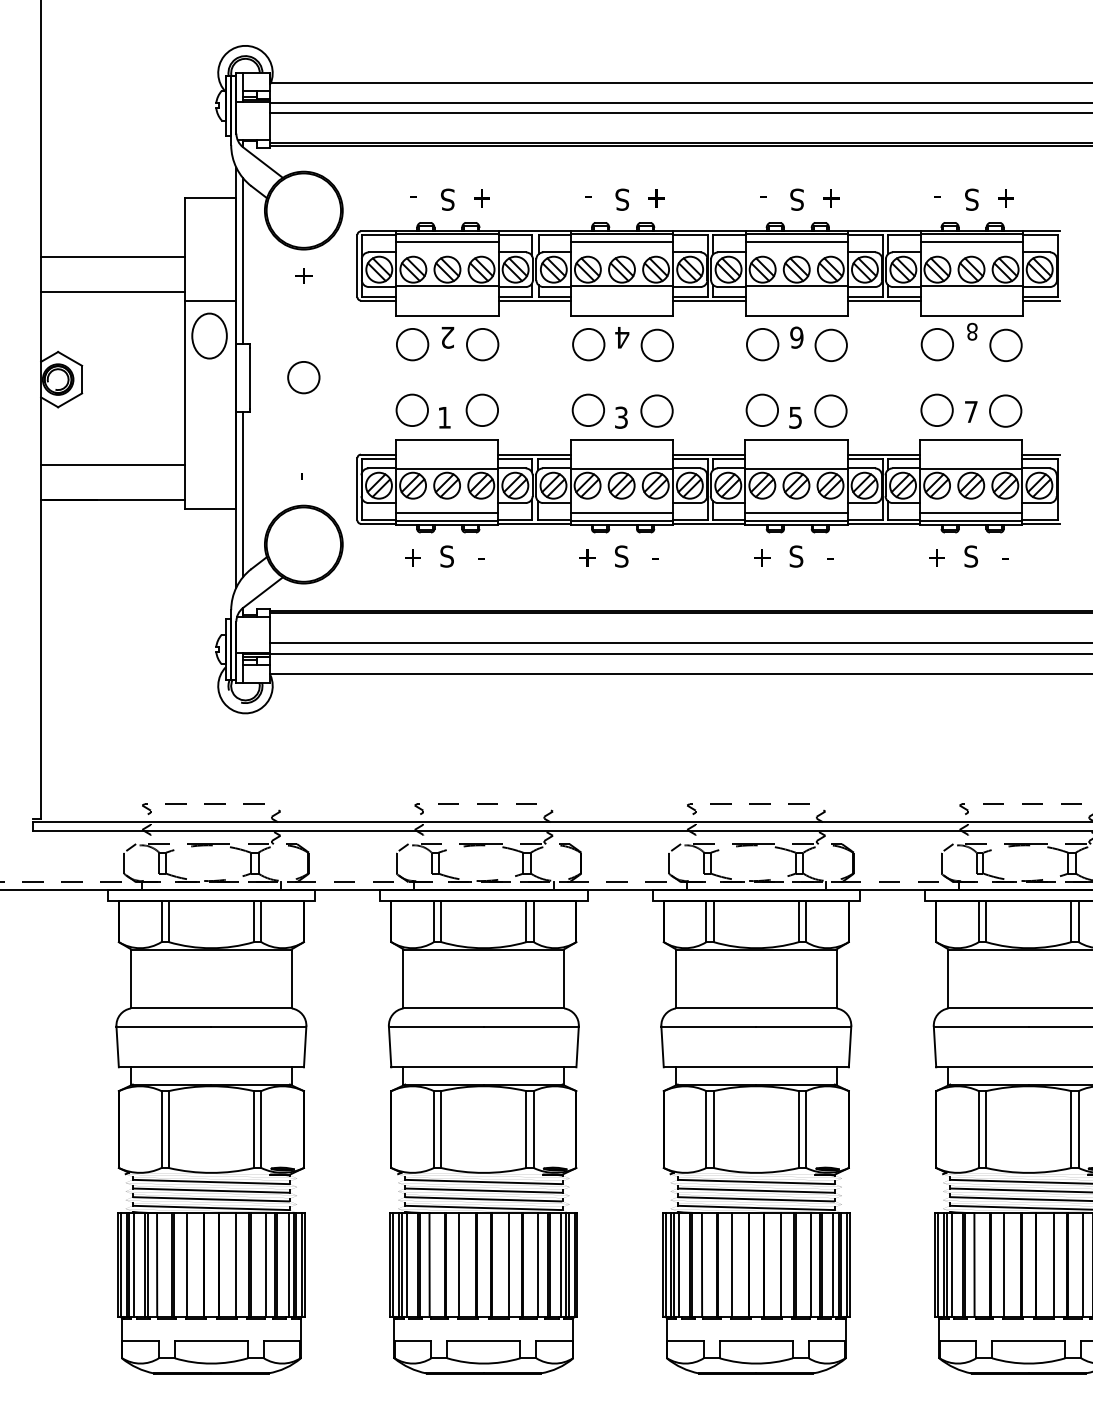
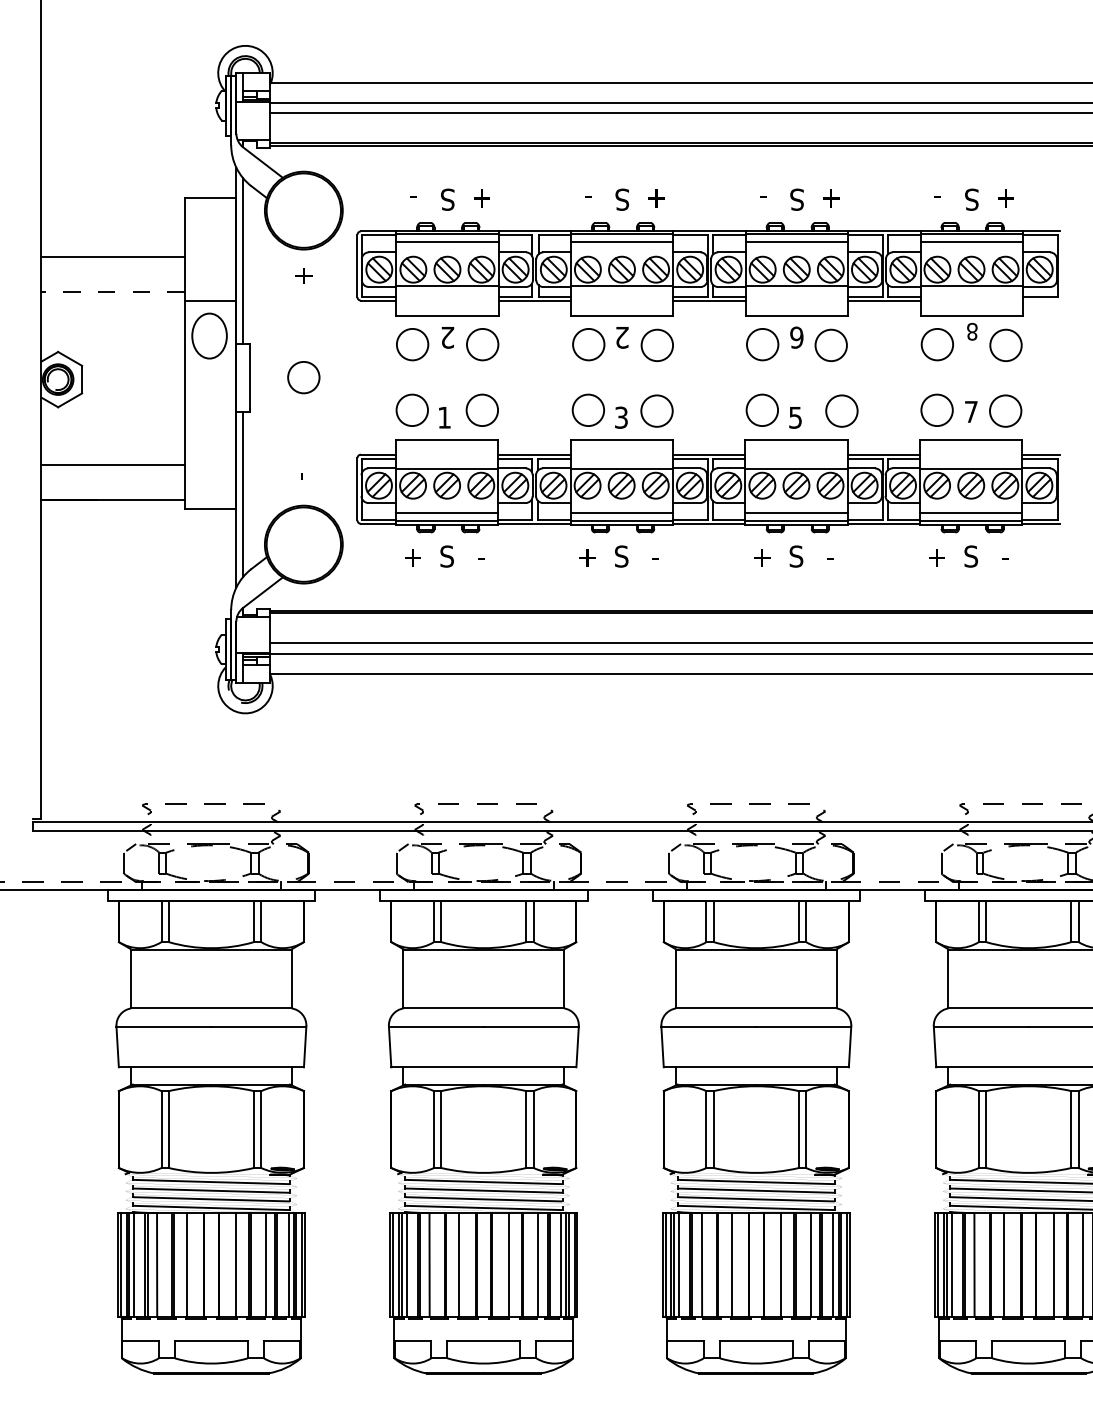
line: solid -> dashed (112, 292)
line: present -> none (1041, 300)
text: 4 -> 2 (622, 337)
circle position: (830, 410) -> (841, 410) (841, 410)
